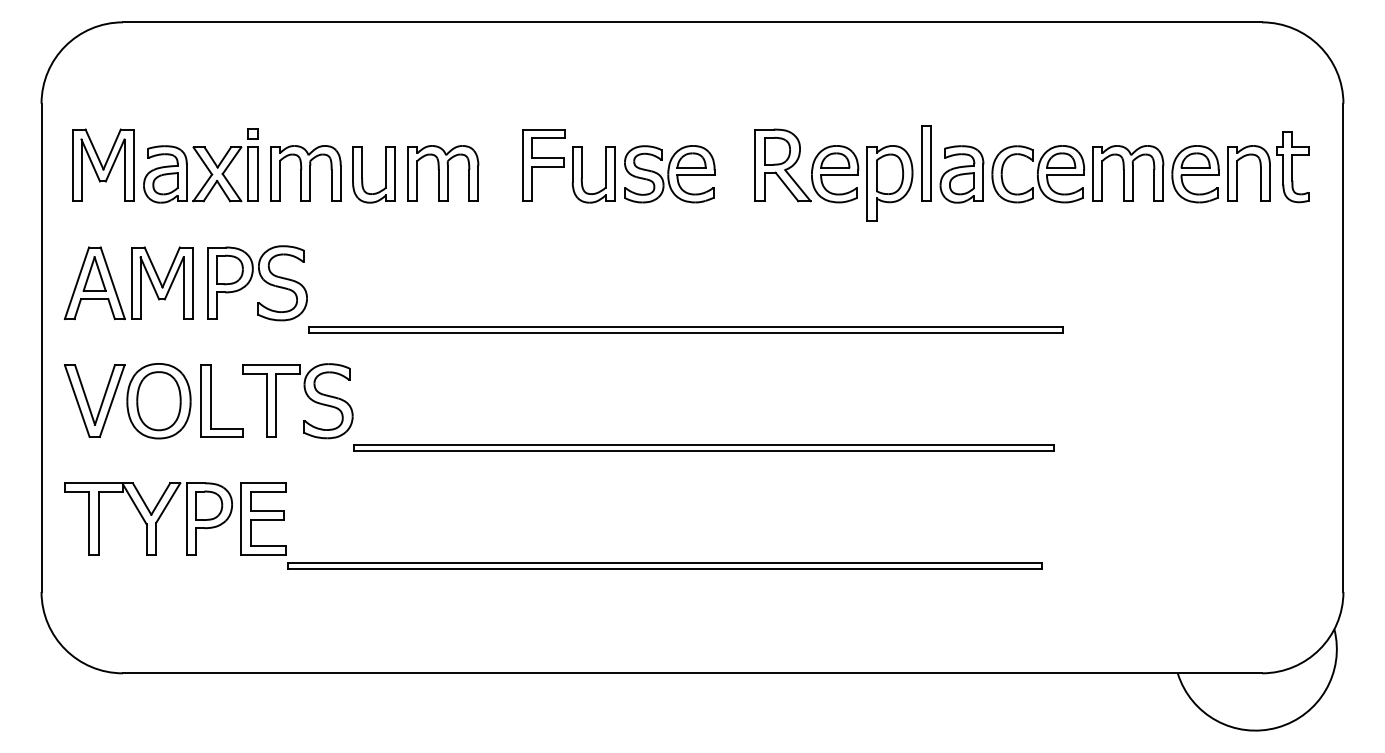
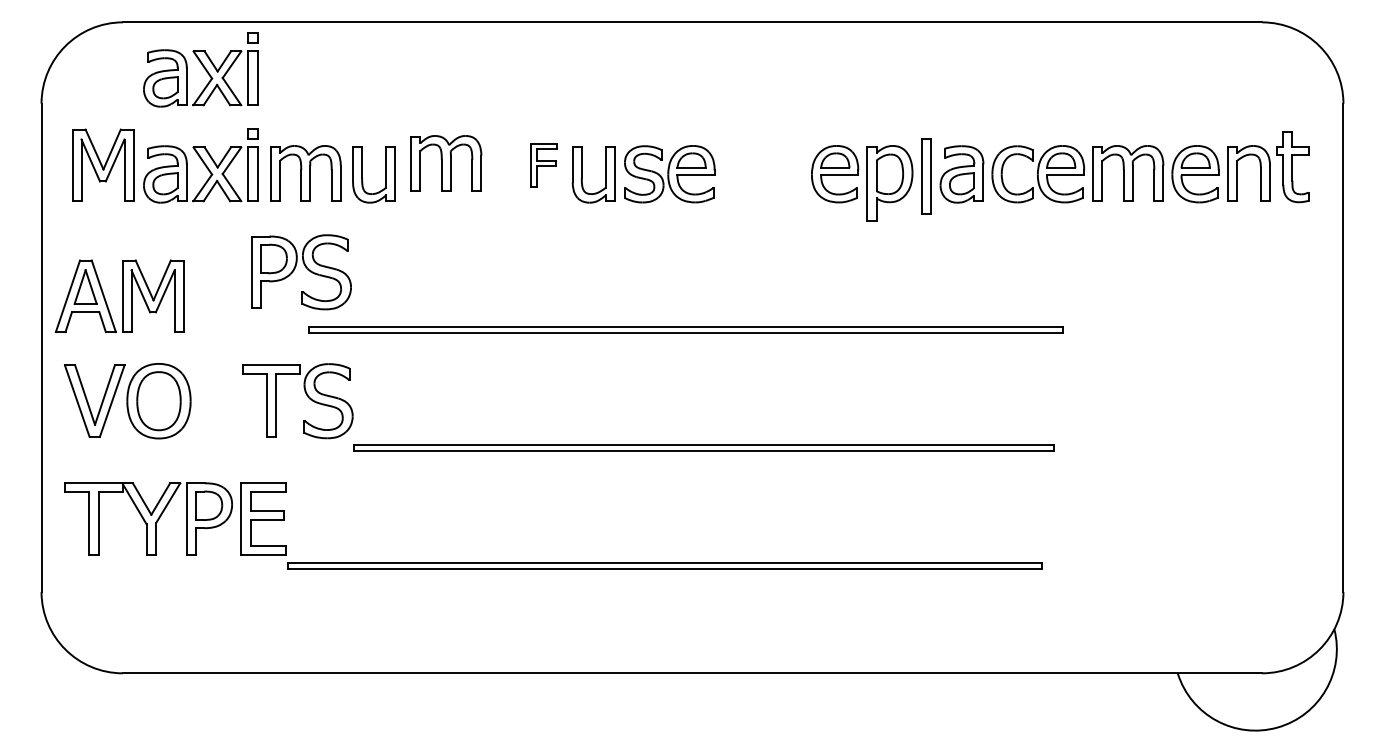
part: none -> present (200, 69)
part position: (926, 163) -> (926, 176) (926, 176)
part size: 44x73 px -> 28x45 px (543, 165)
part: present -> none (782, 165)
part position: (443, 173) -> (446, 163) (446, 163)
part position: (261, 278) -> (305, 267) (305, 267)
part position: (128, 283) -> (119, 296) (119, 296)
part: present -> none (211, 400)
